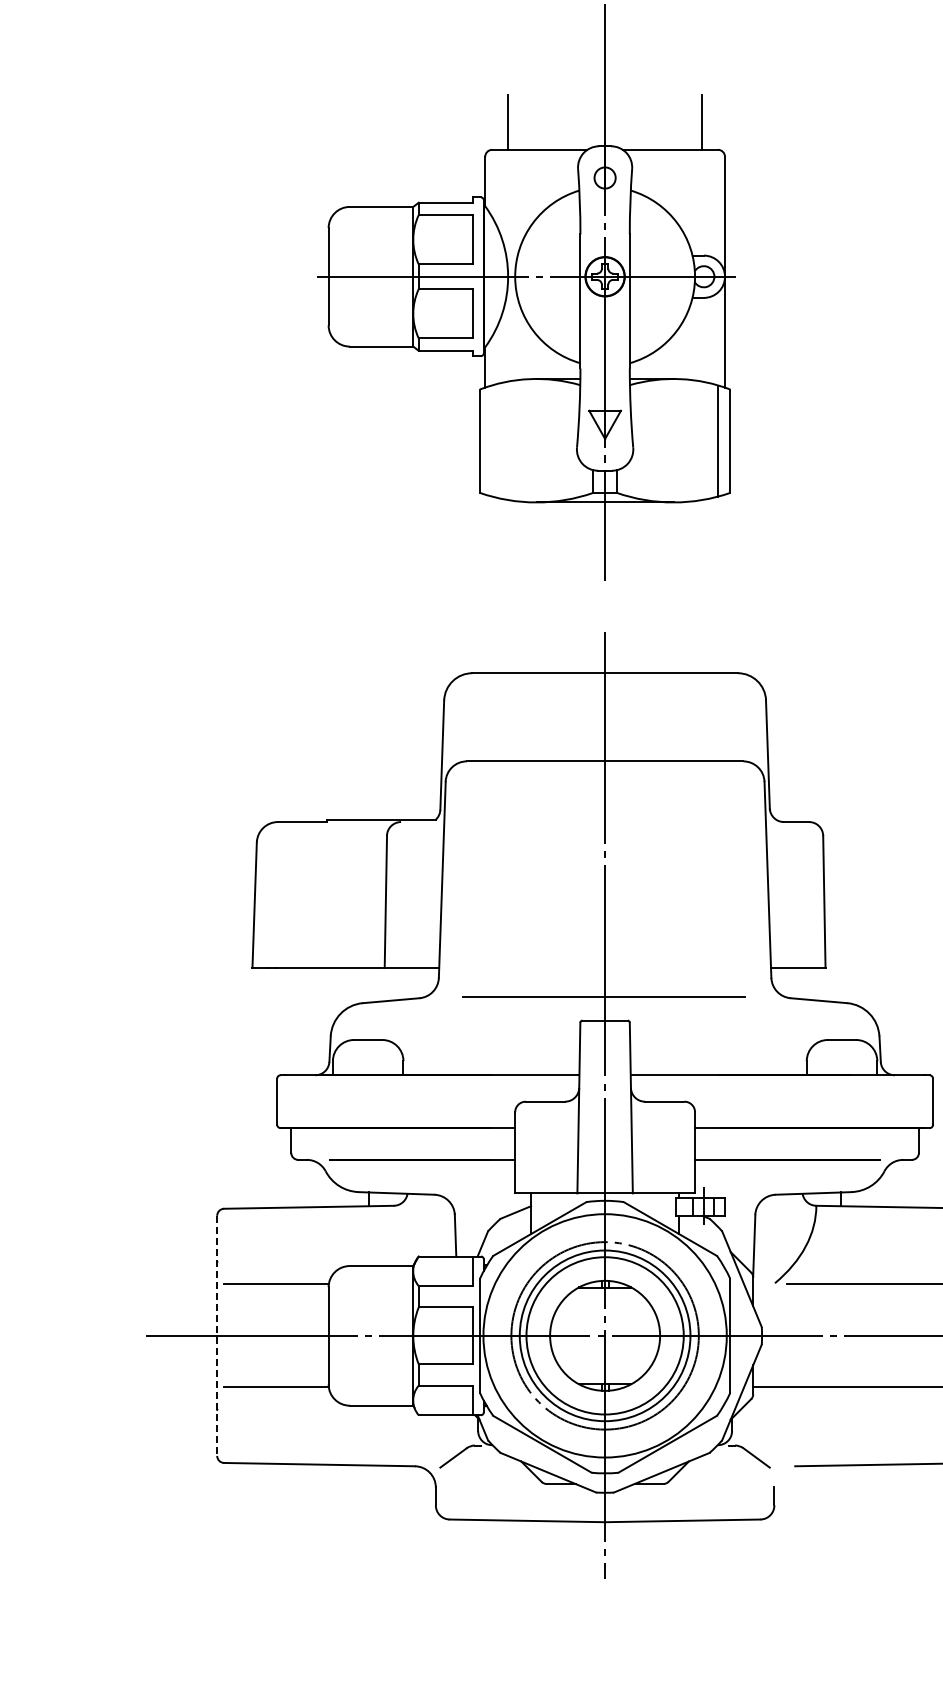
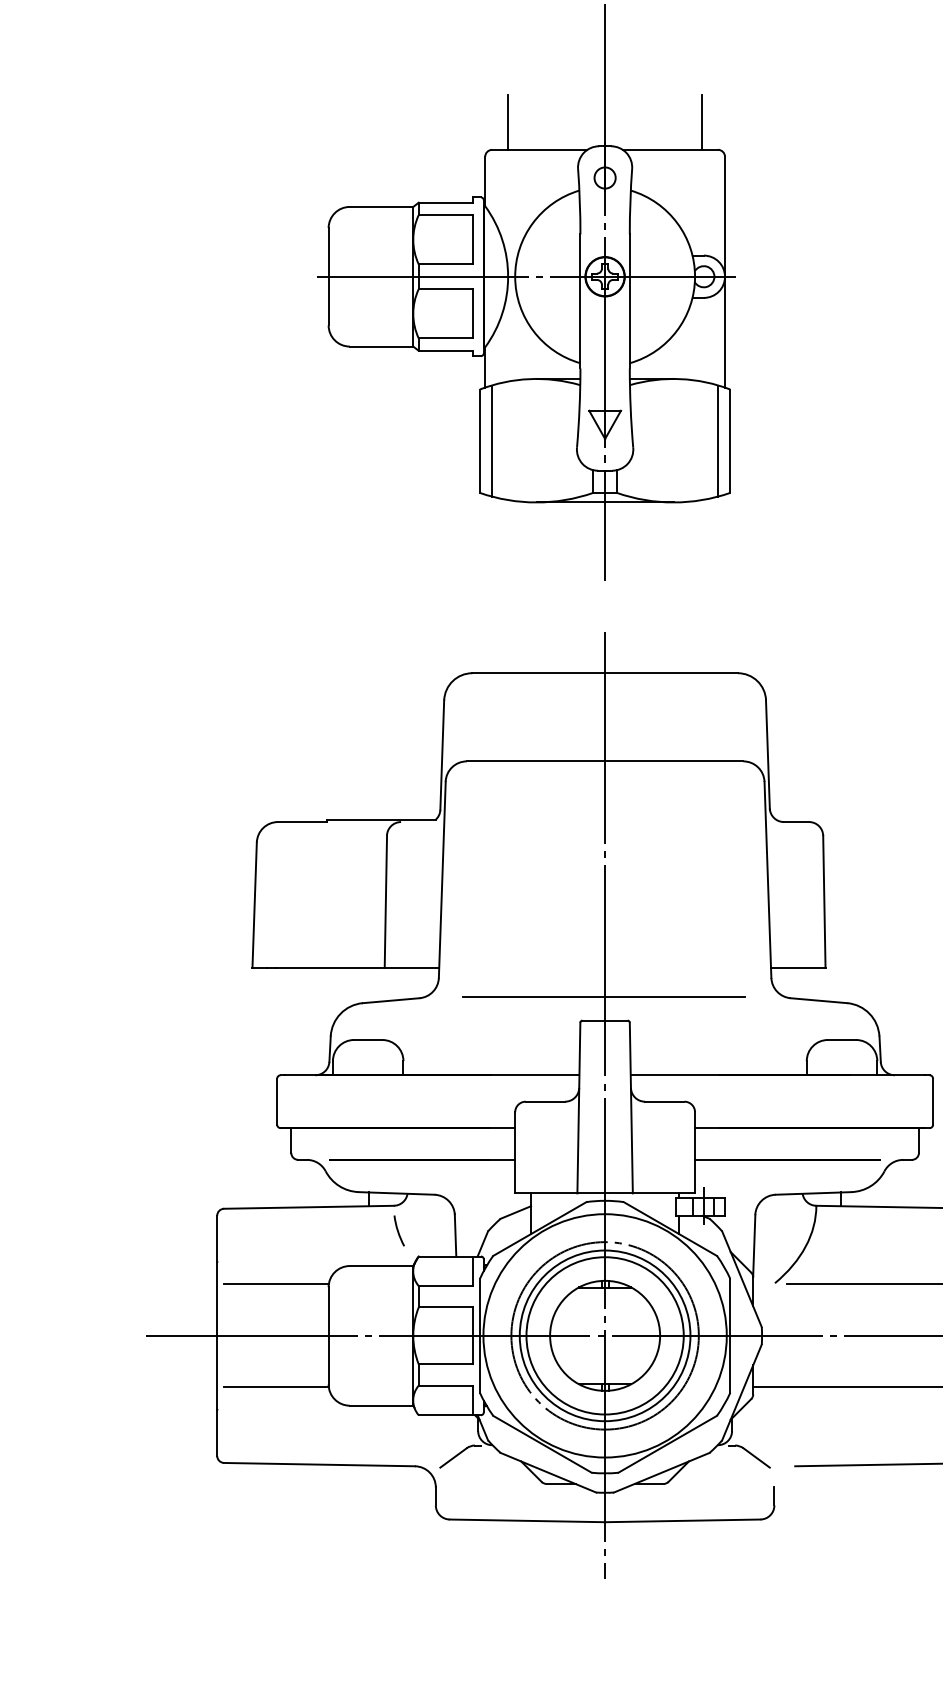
line: none -> present (491, 440)
curve: none -> present (398, 1230)
line: dashed -> solid (217, 1336)
